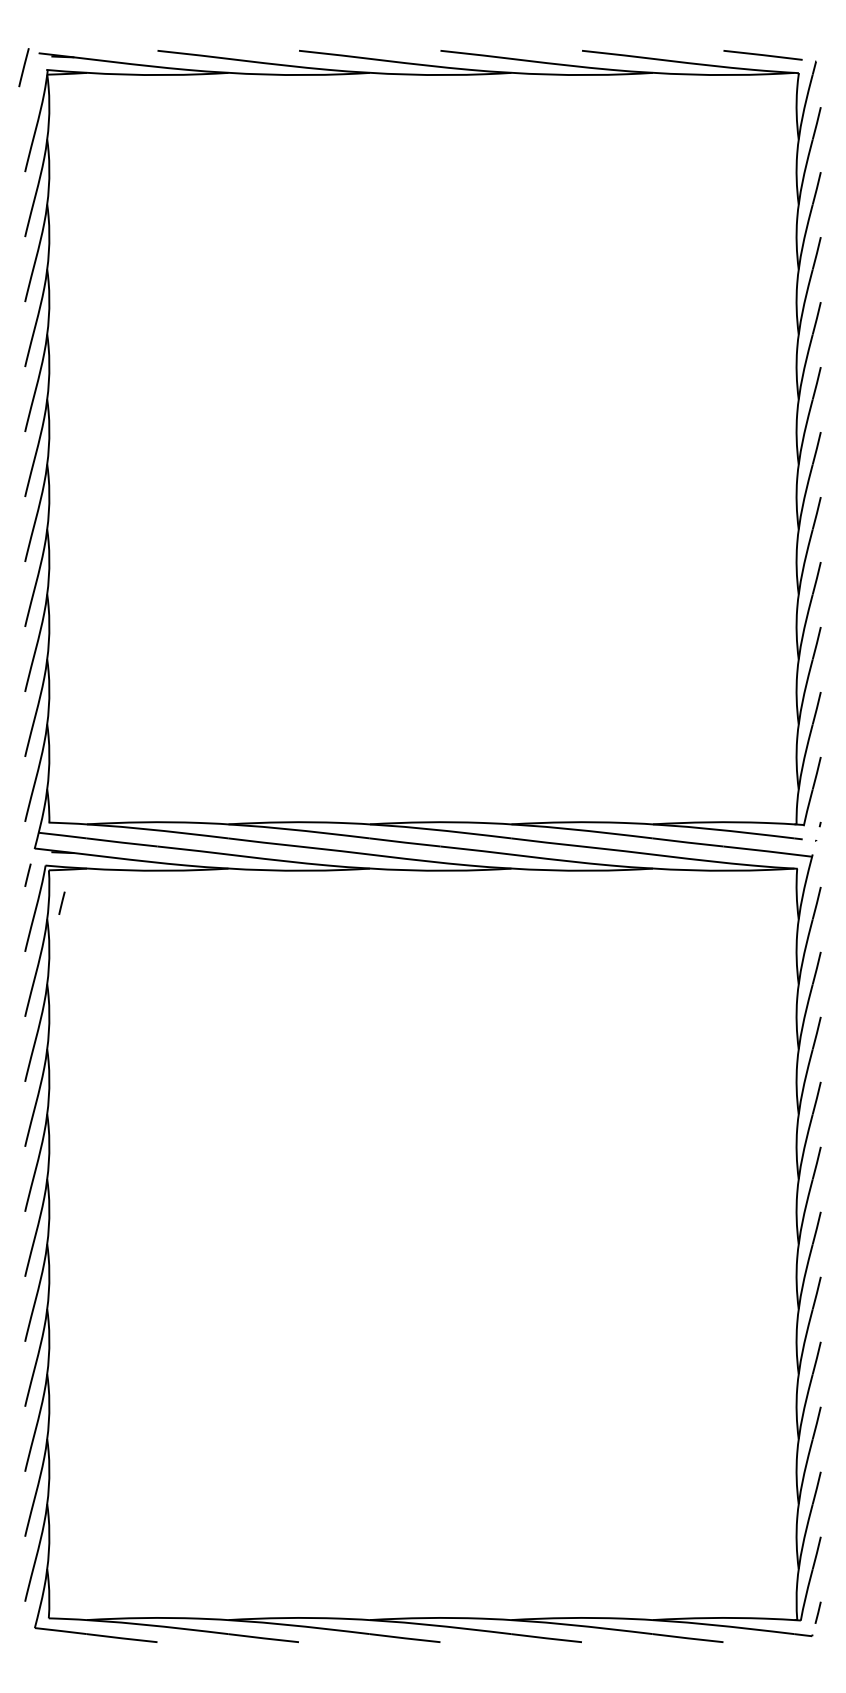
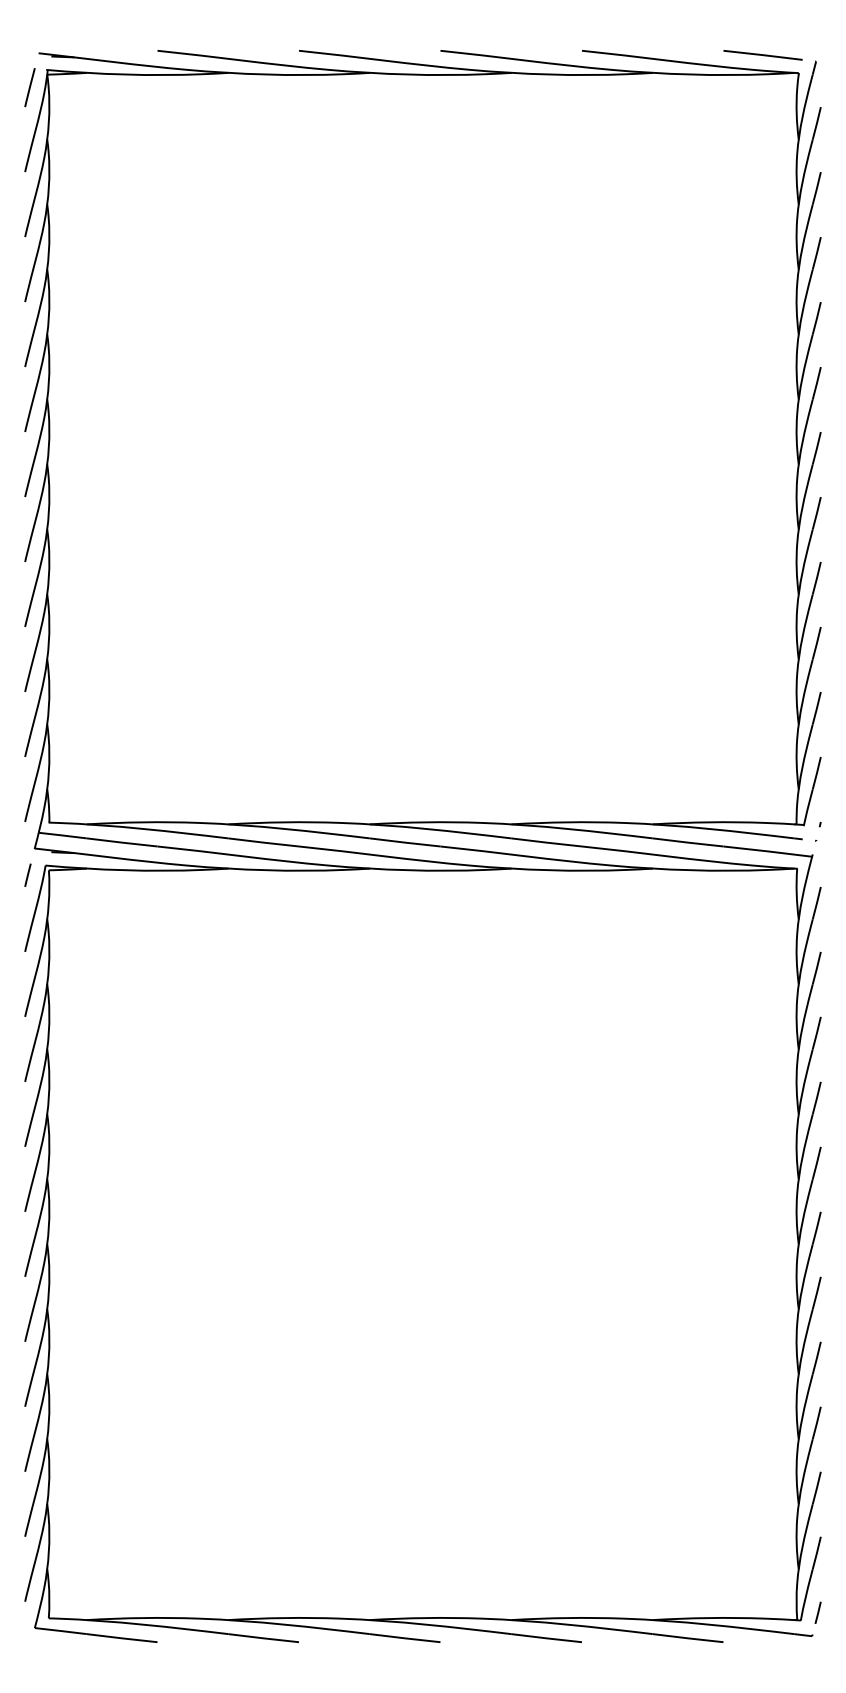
line position: (23, 67) -> (29, 87) (29, 87)
line: present -> none (61, 902)
